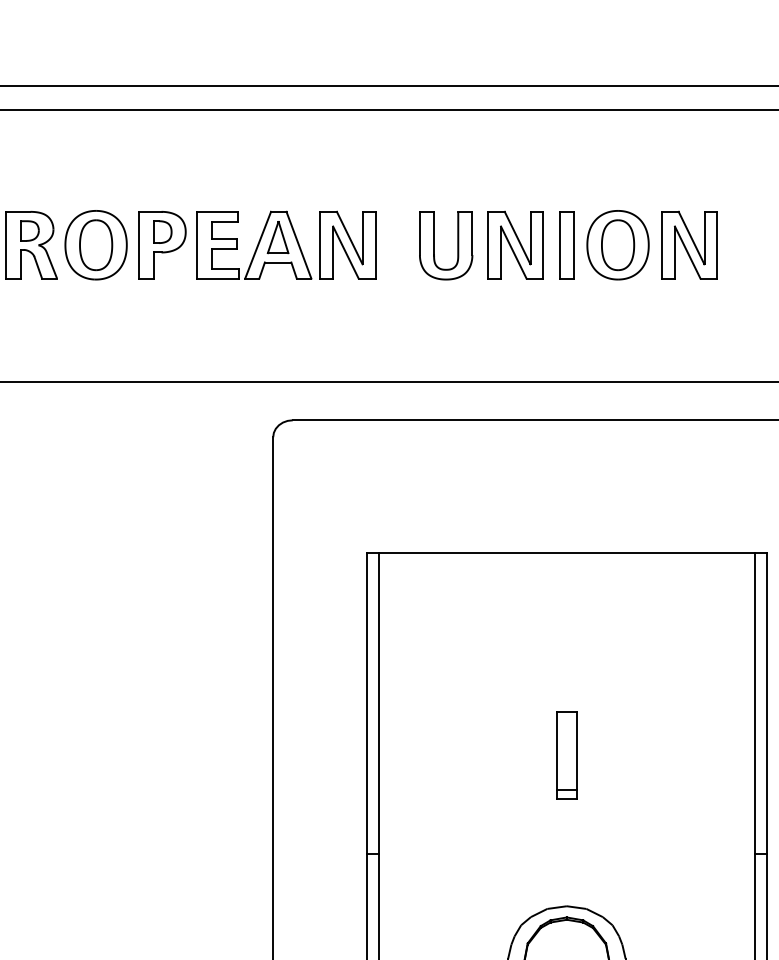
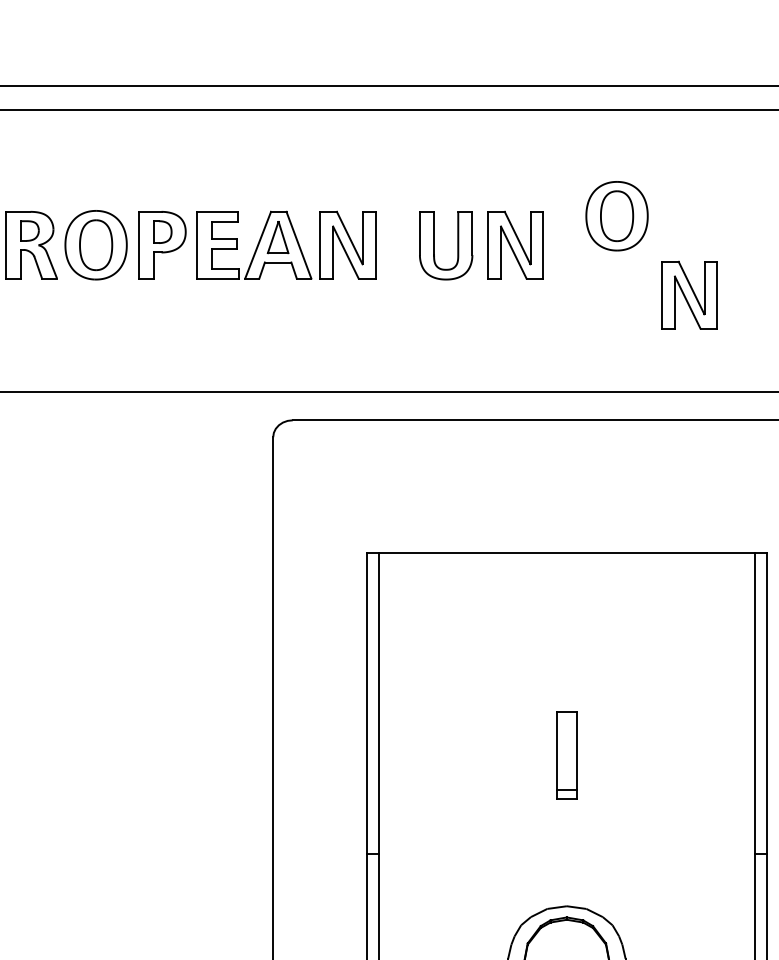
part position: (689, 244) -> (689, 294) (689, 294)
part: present -> none (566, 245)
part position: (617, 245) -> (616, 216) (616, 216)
line position: (388, 381) -> (388, 391) (388, 391)
